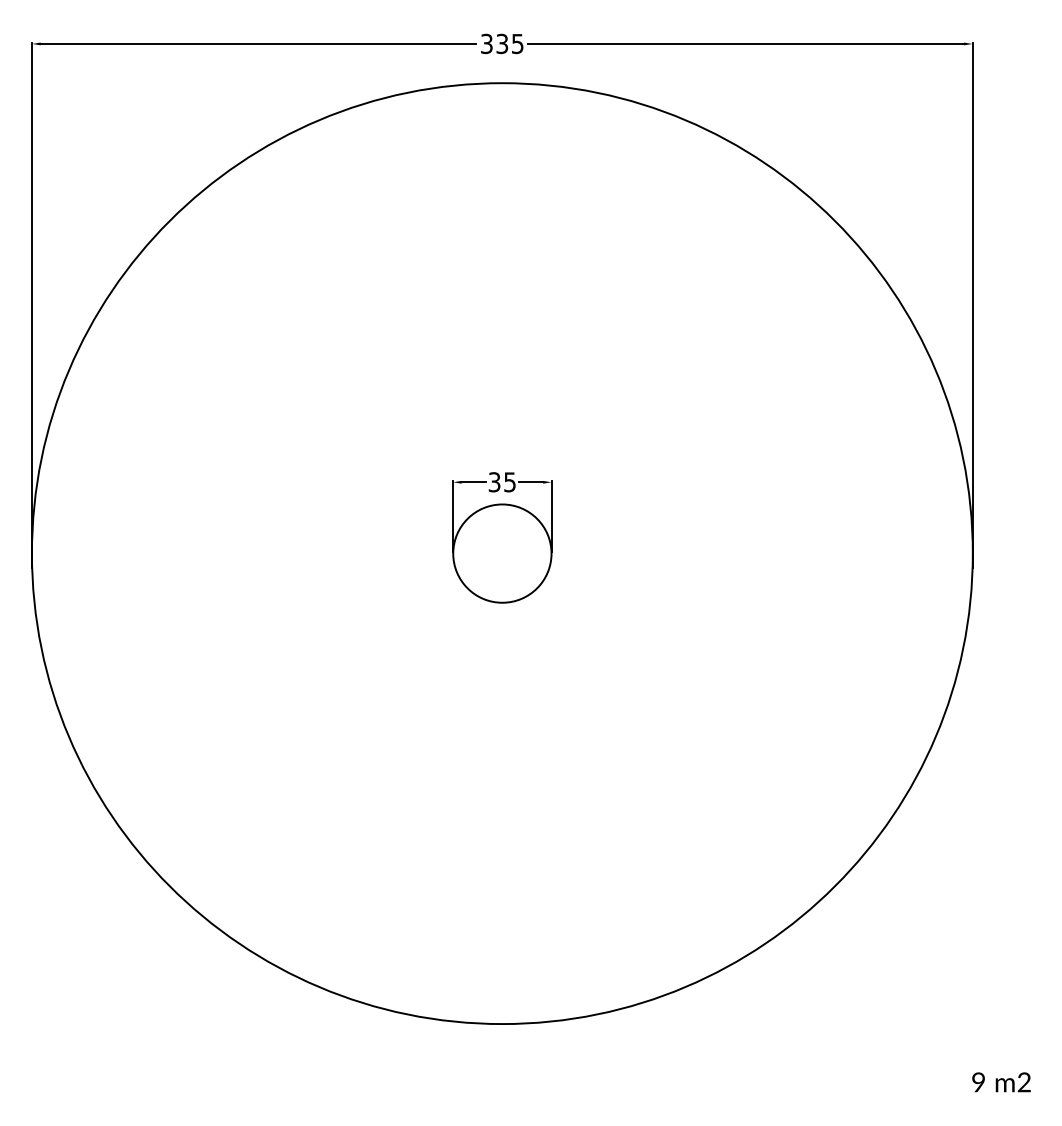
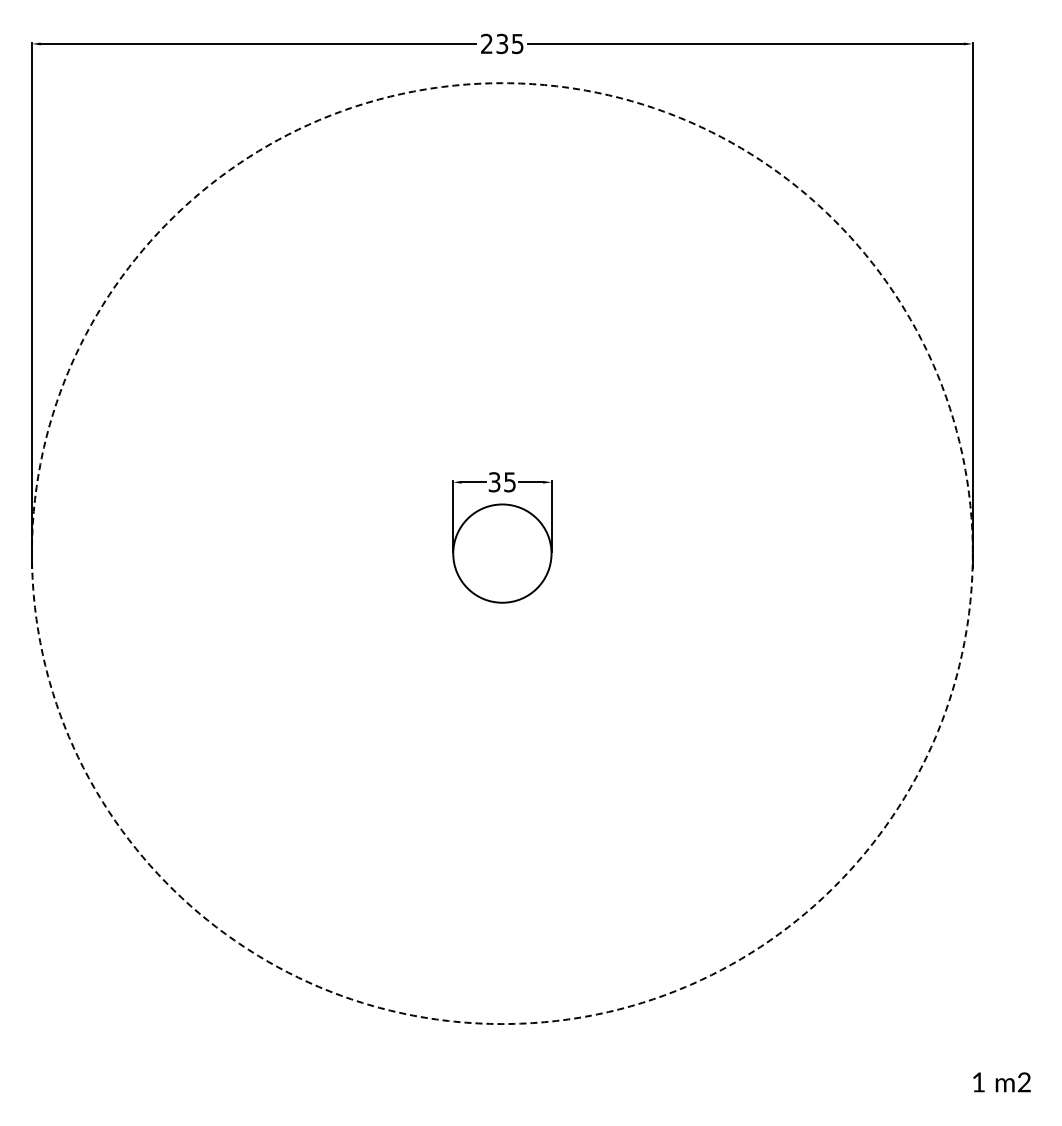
text: 335 -> 235 (486, 44)
circle: solid -> dashed (501, 553)
text: 9 -> 1 (978, 1082)
